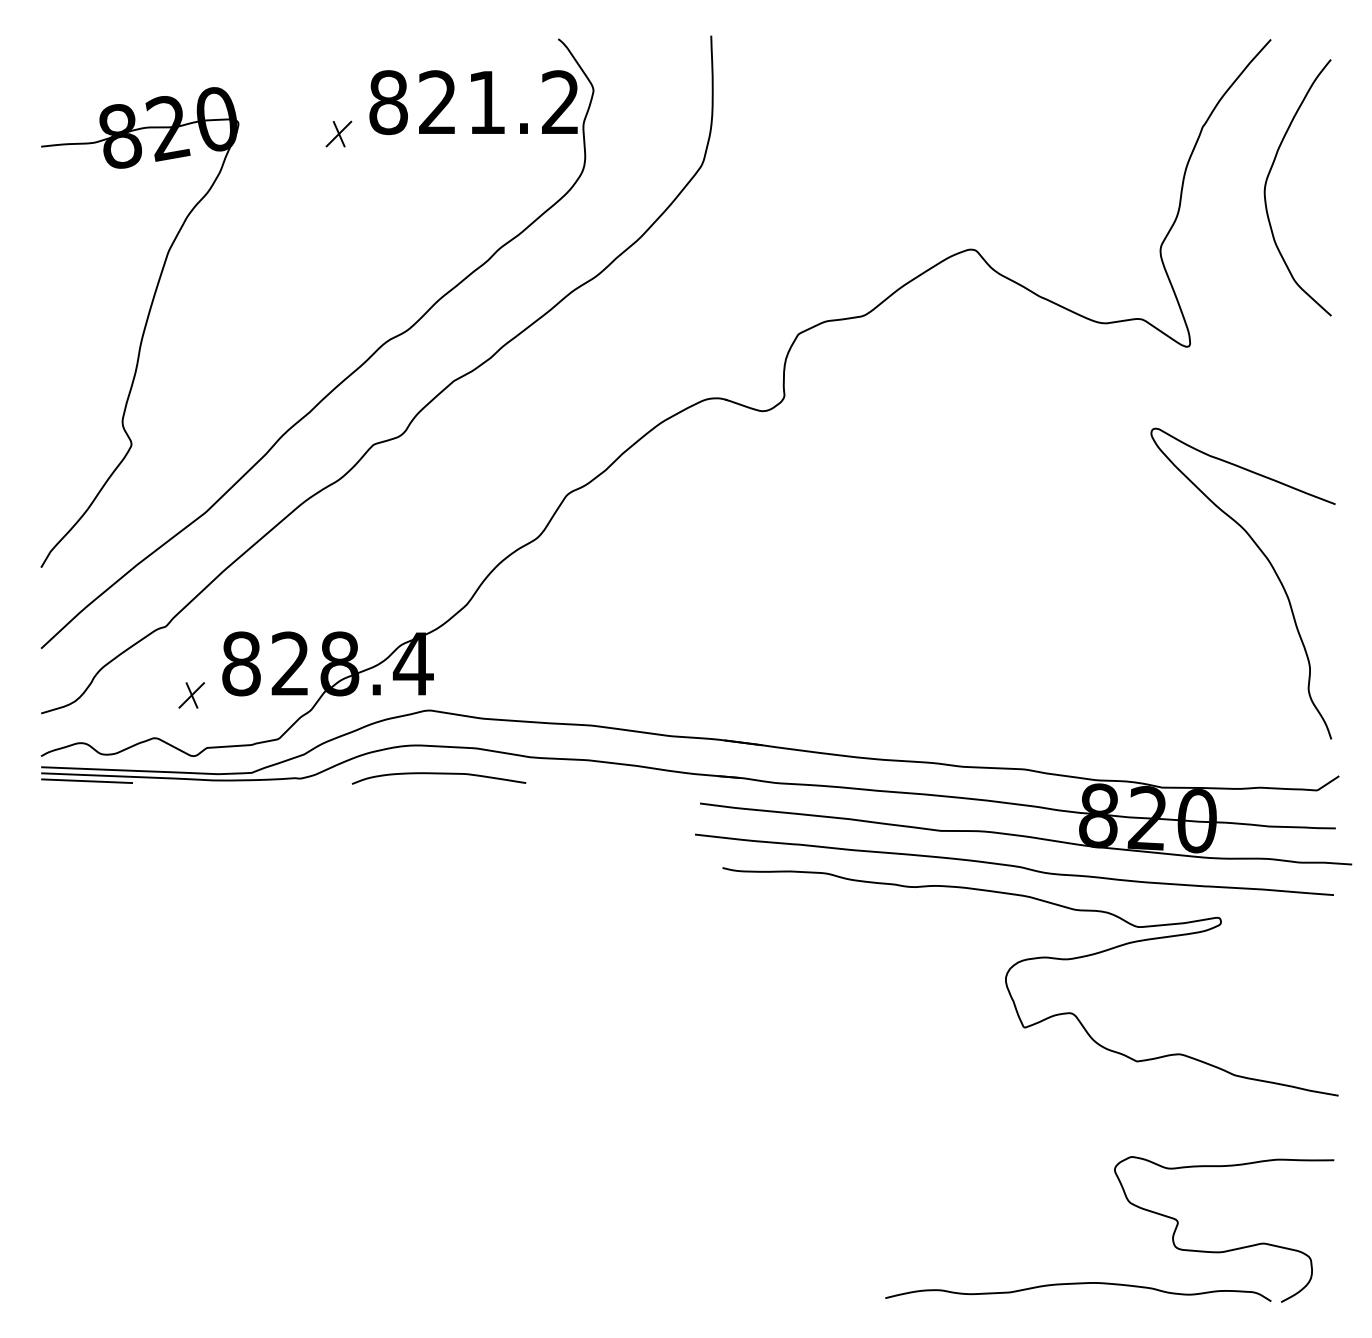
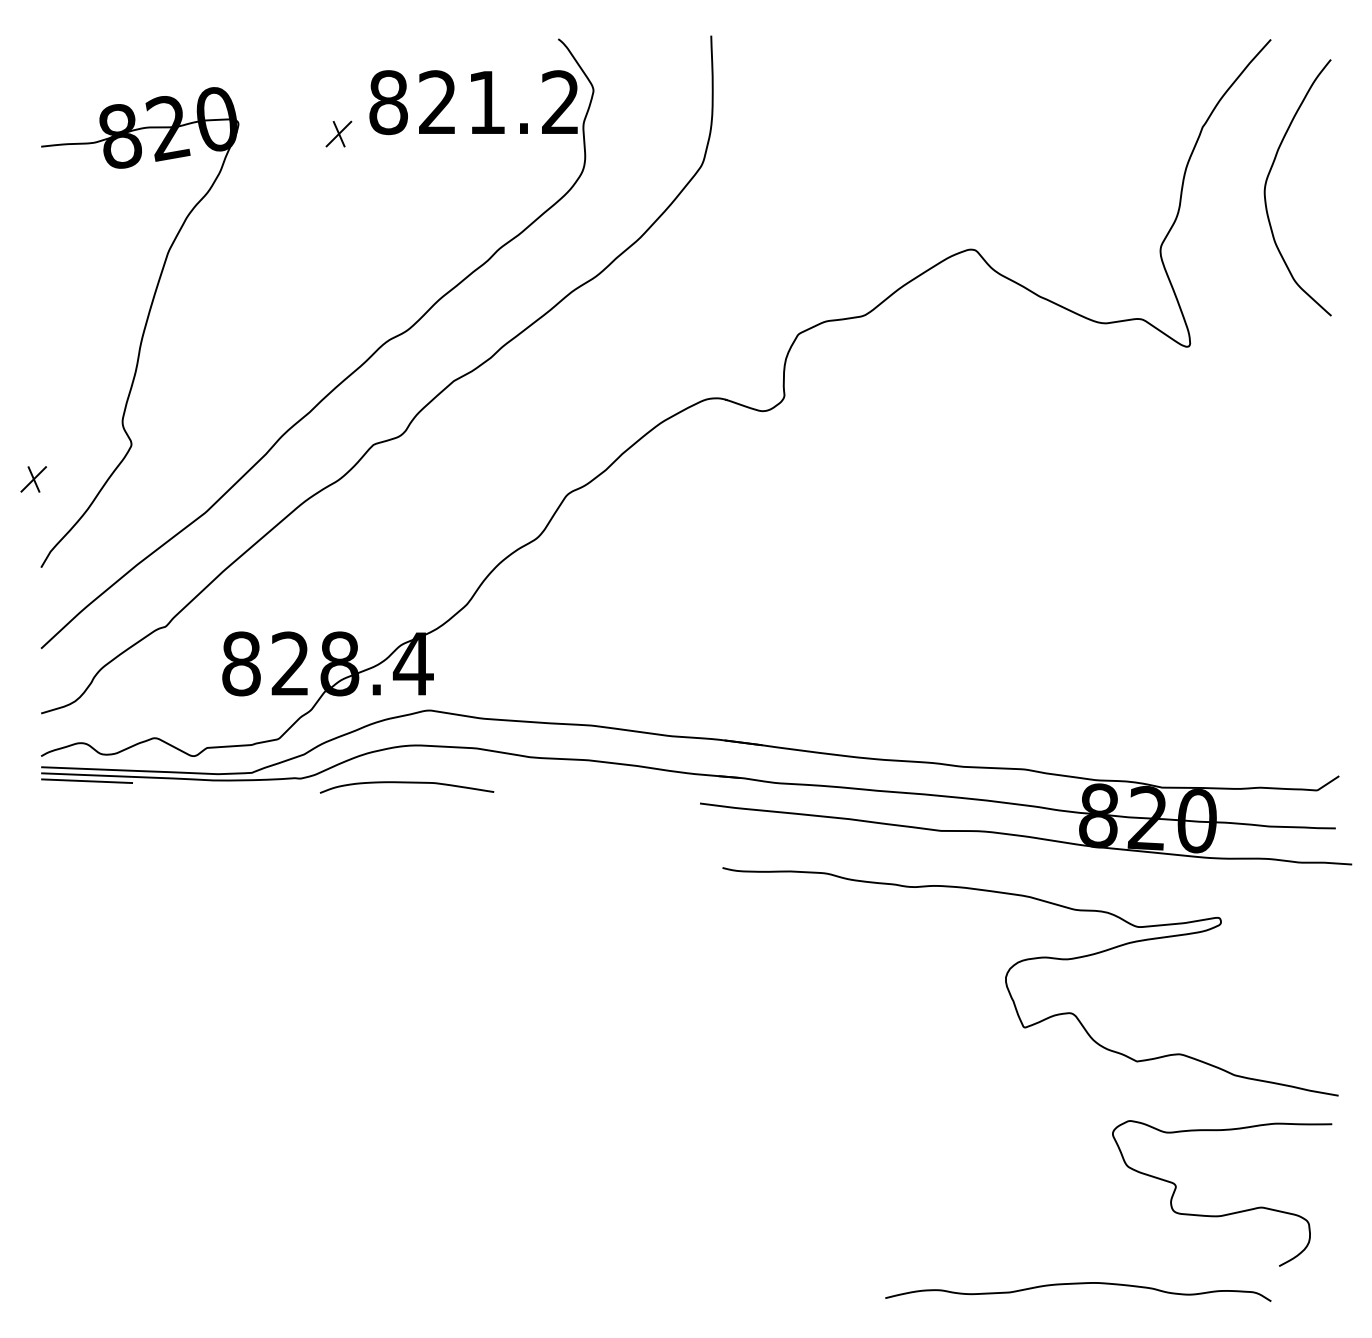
curve: present -> none (1272, 569)
part position: (191, 695) -> (33, 479) (33, 479)
curve position: (438, 774) -> (406, 783) (406, 783)
curve: present -> none (1014, 865)
curve position: (1229, 1249) -> (1227, 1213) (1227, 1213)
